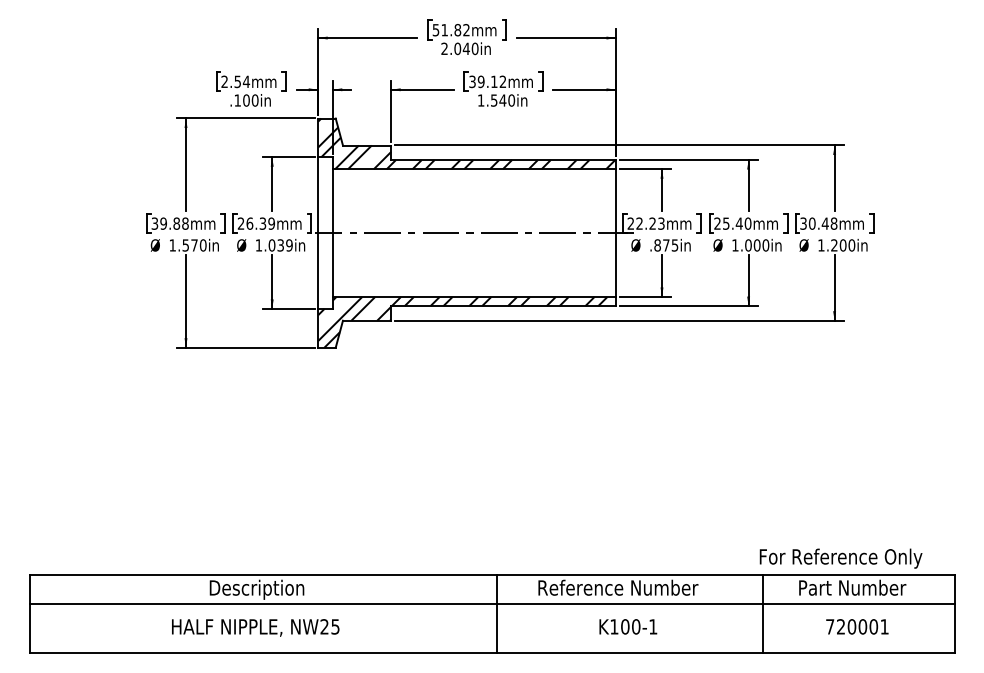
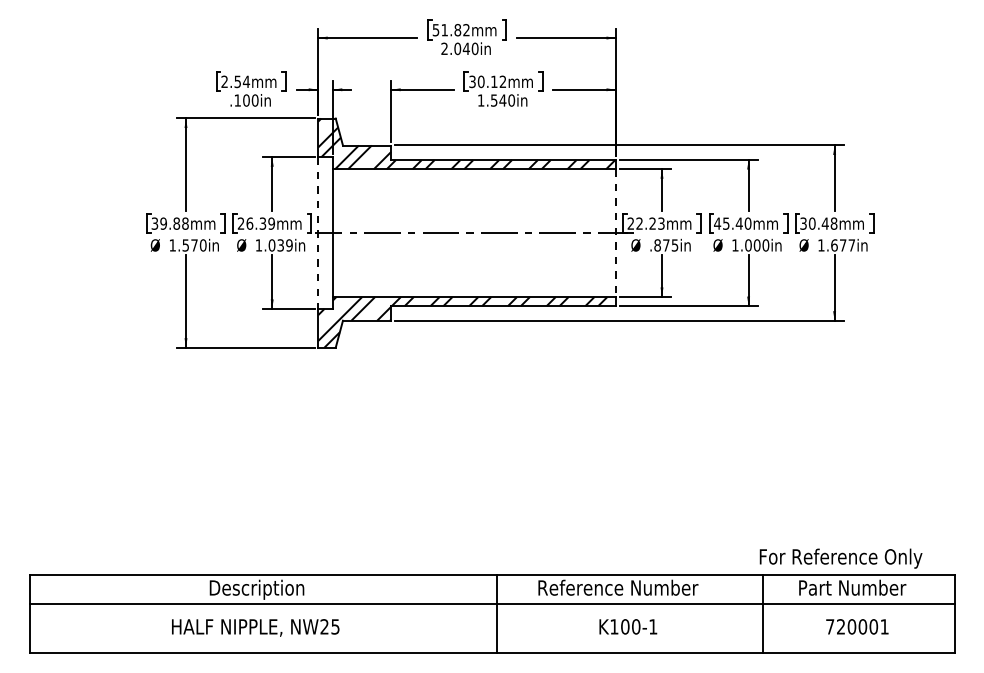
text: 39.12mm -> 30.12mm (480, 82)
text: 25.40mm -> 45.40mm (717, 223)
line: solid -> dashed (318, 233)
line: solid -> dashed (616, 233)
text: 1.200in -> 1.677in (843, 245)
